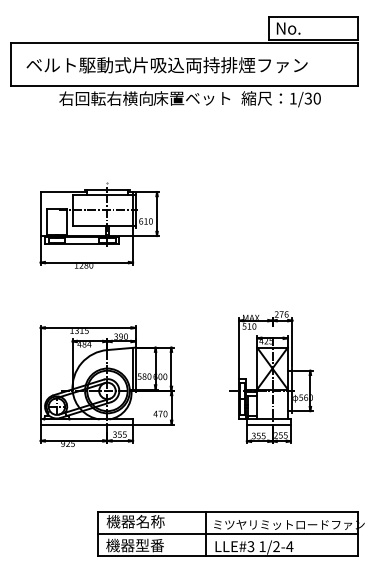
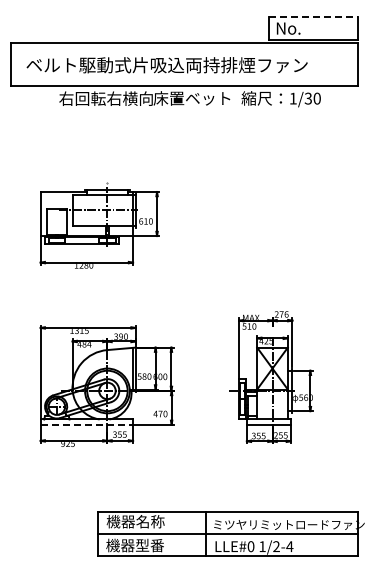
line: solid -> dashed (313, 17)
line: solid -> dashed (87, 424)
text: LLE#3 -> LLE#0 (250, 546)
